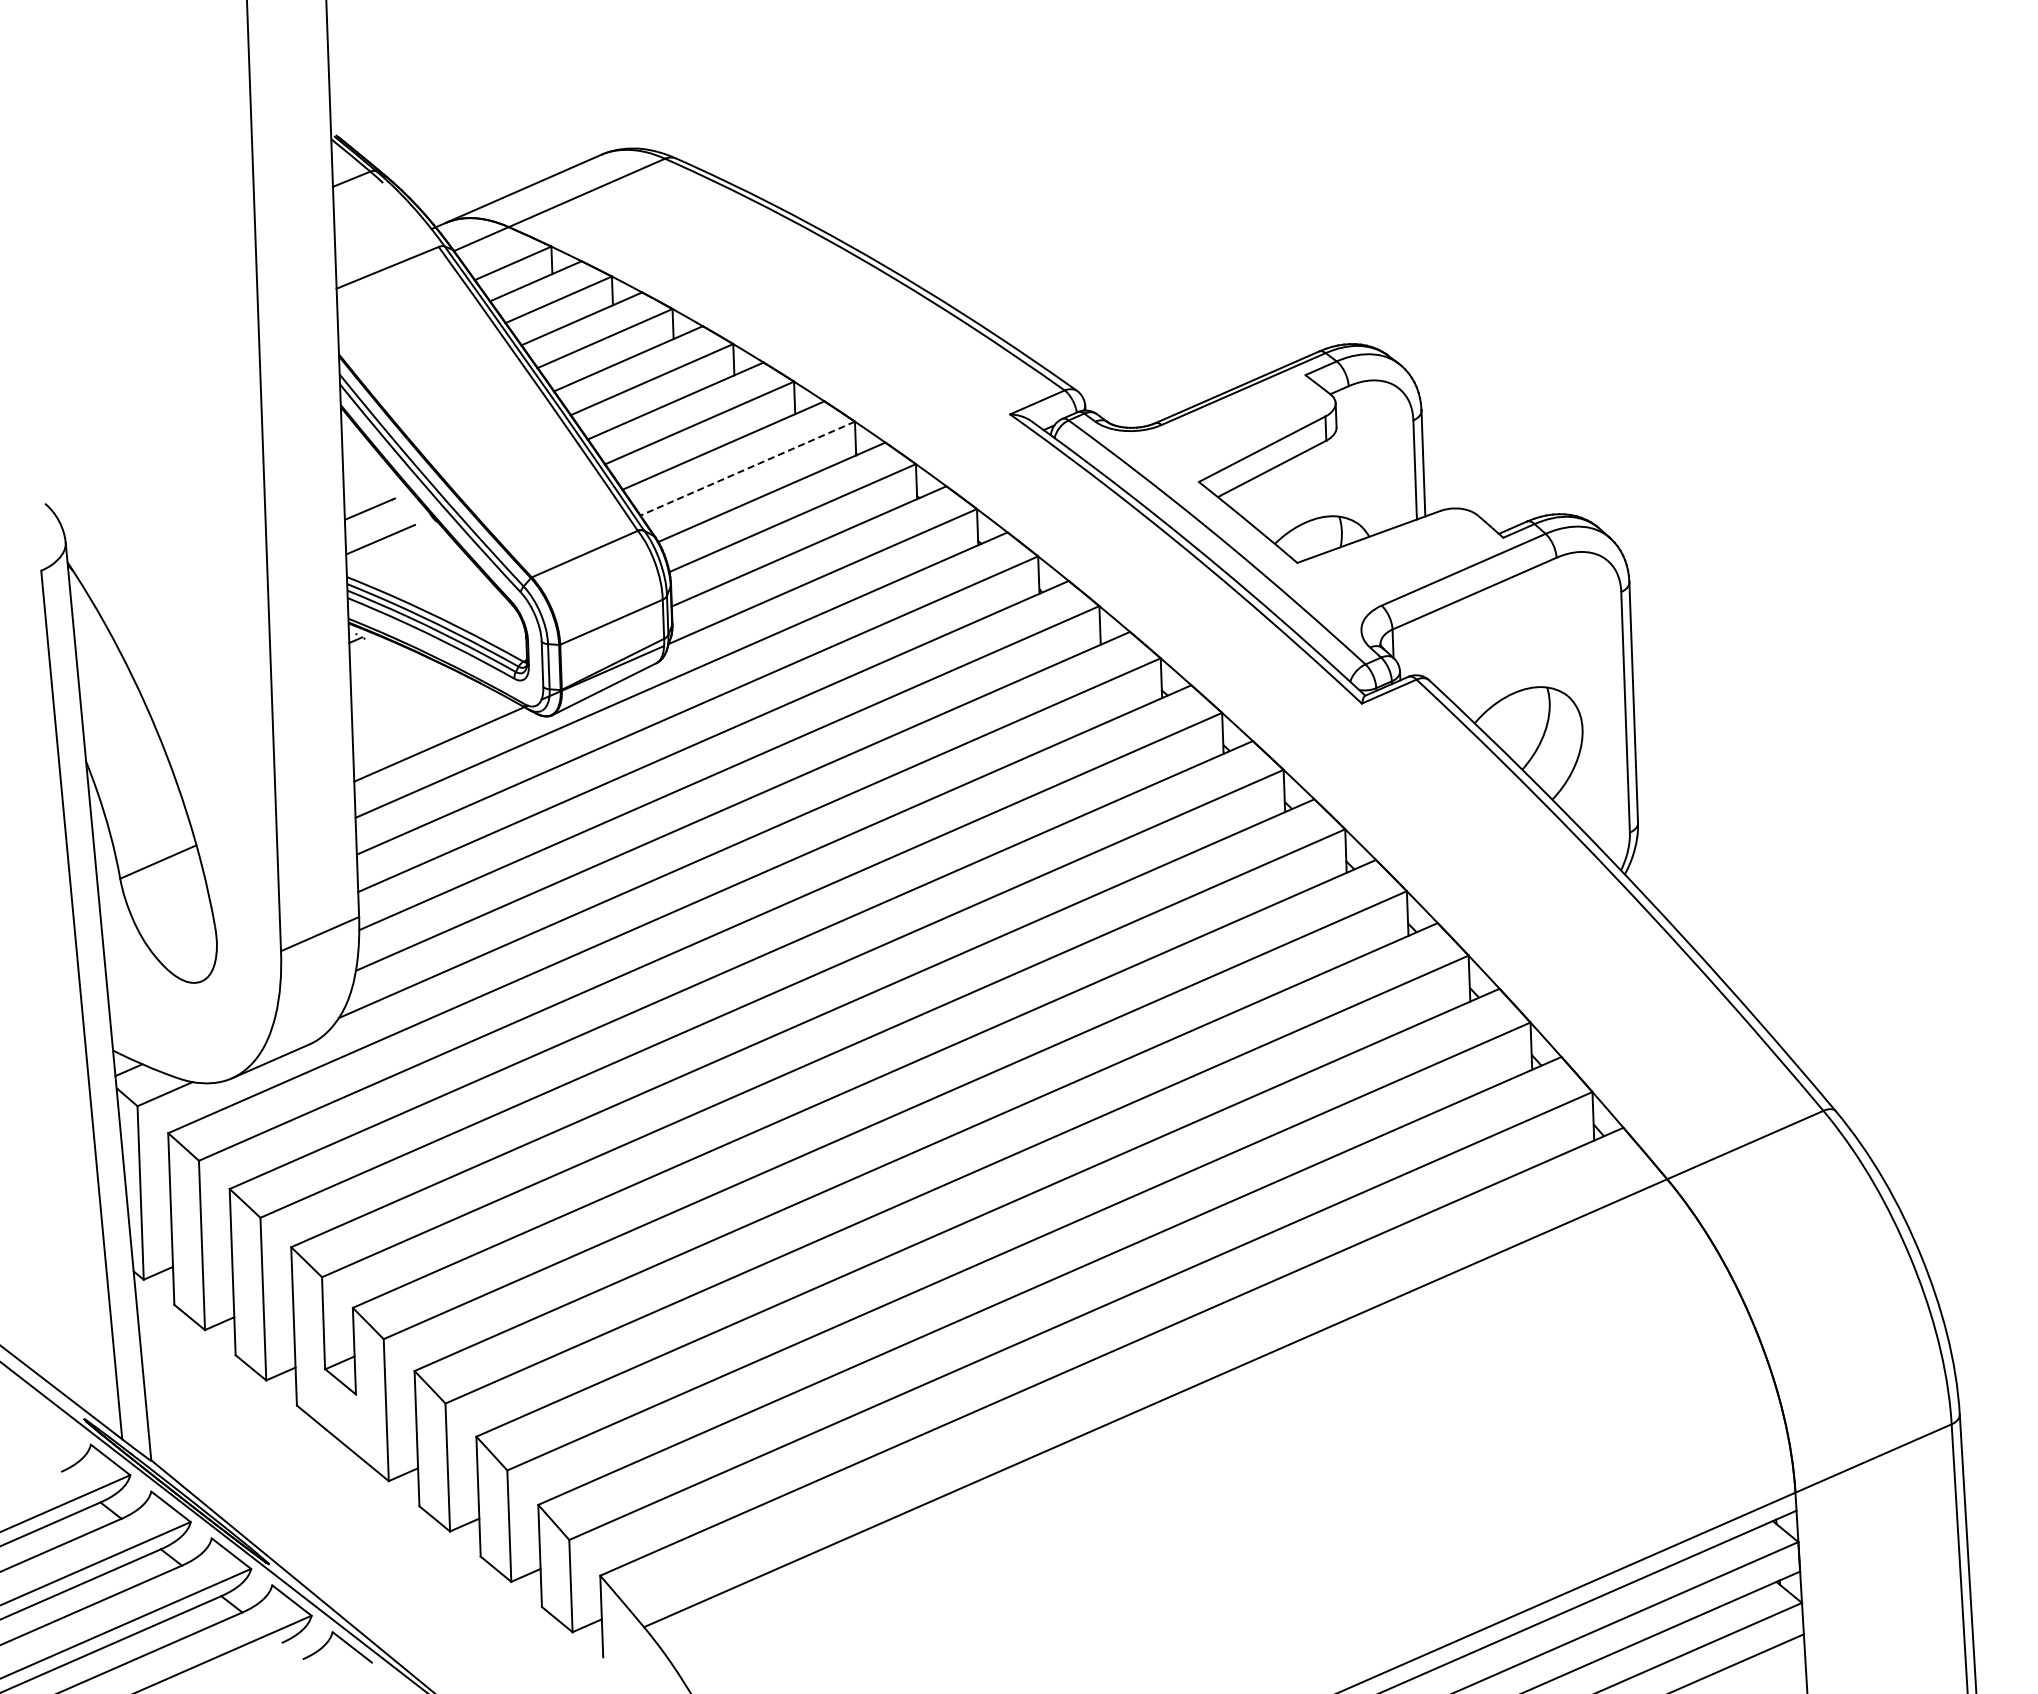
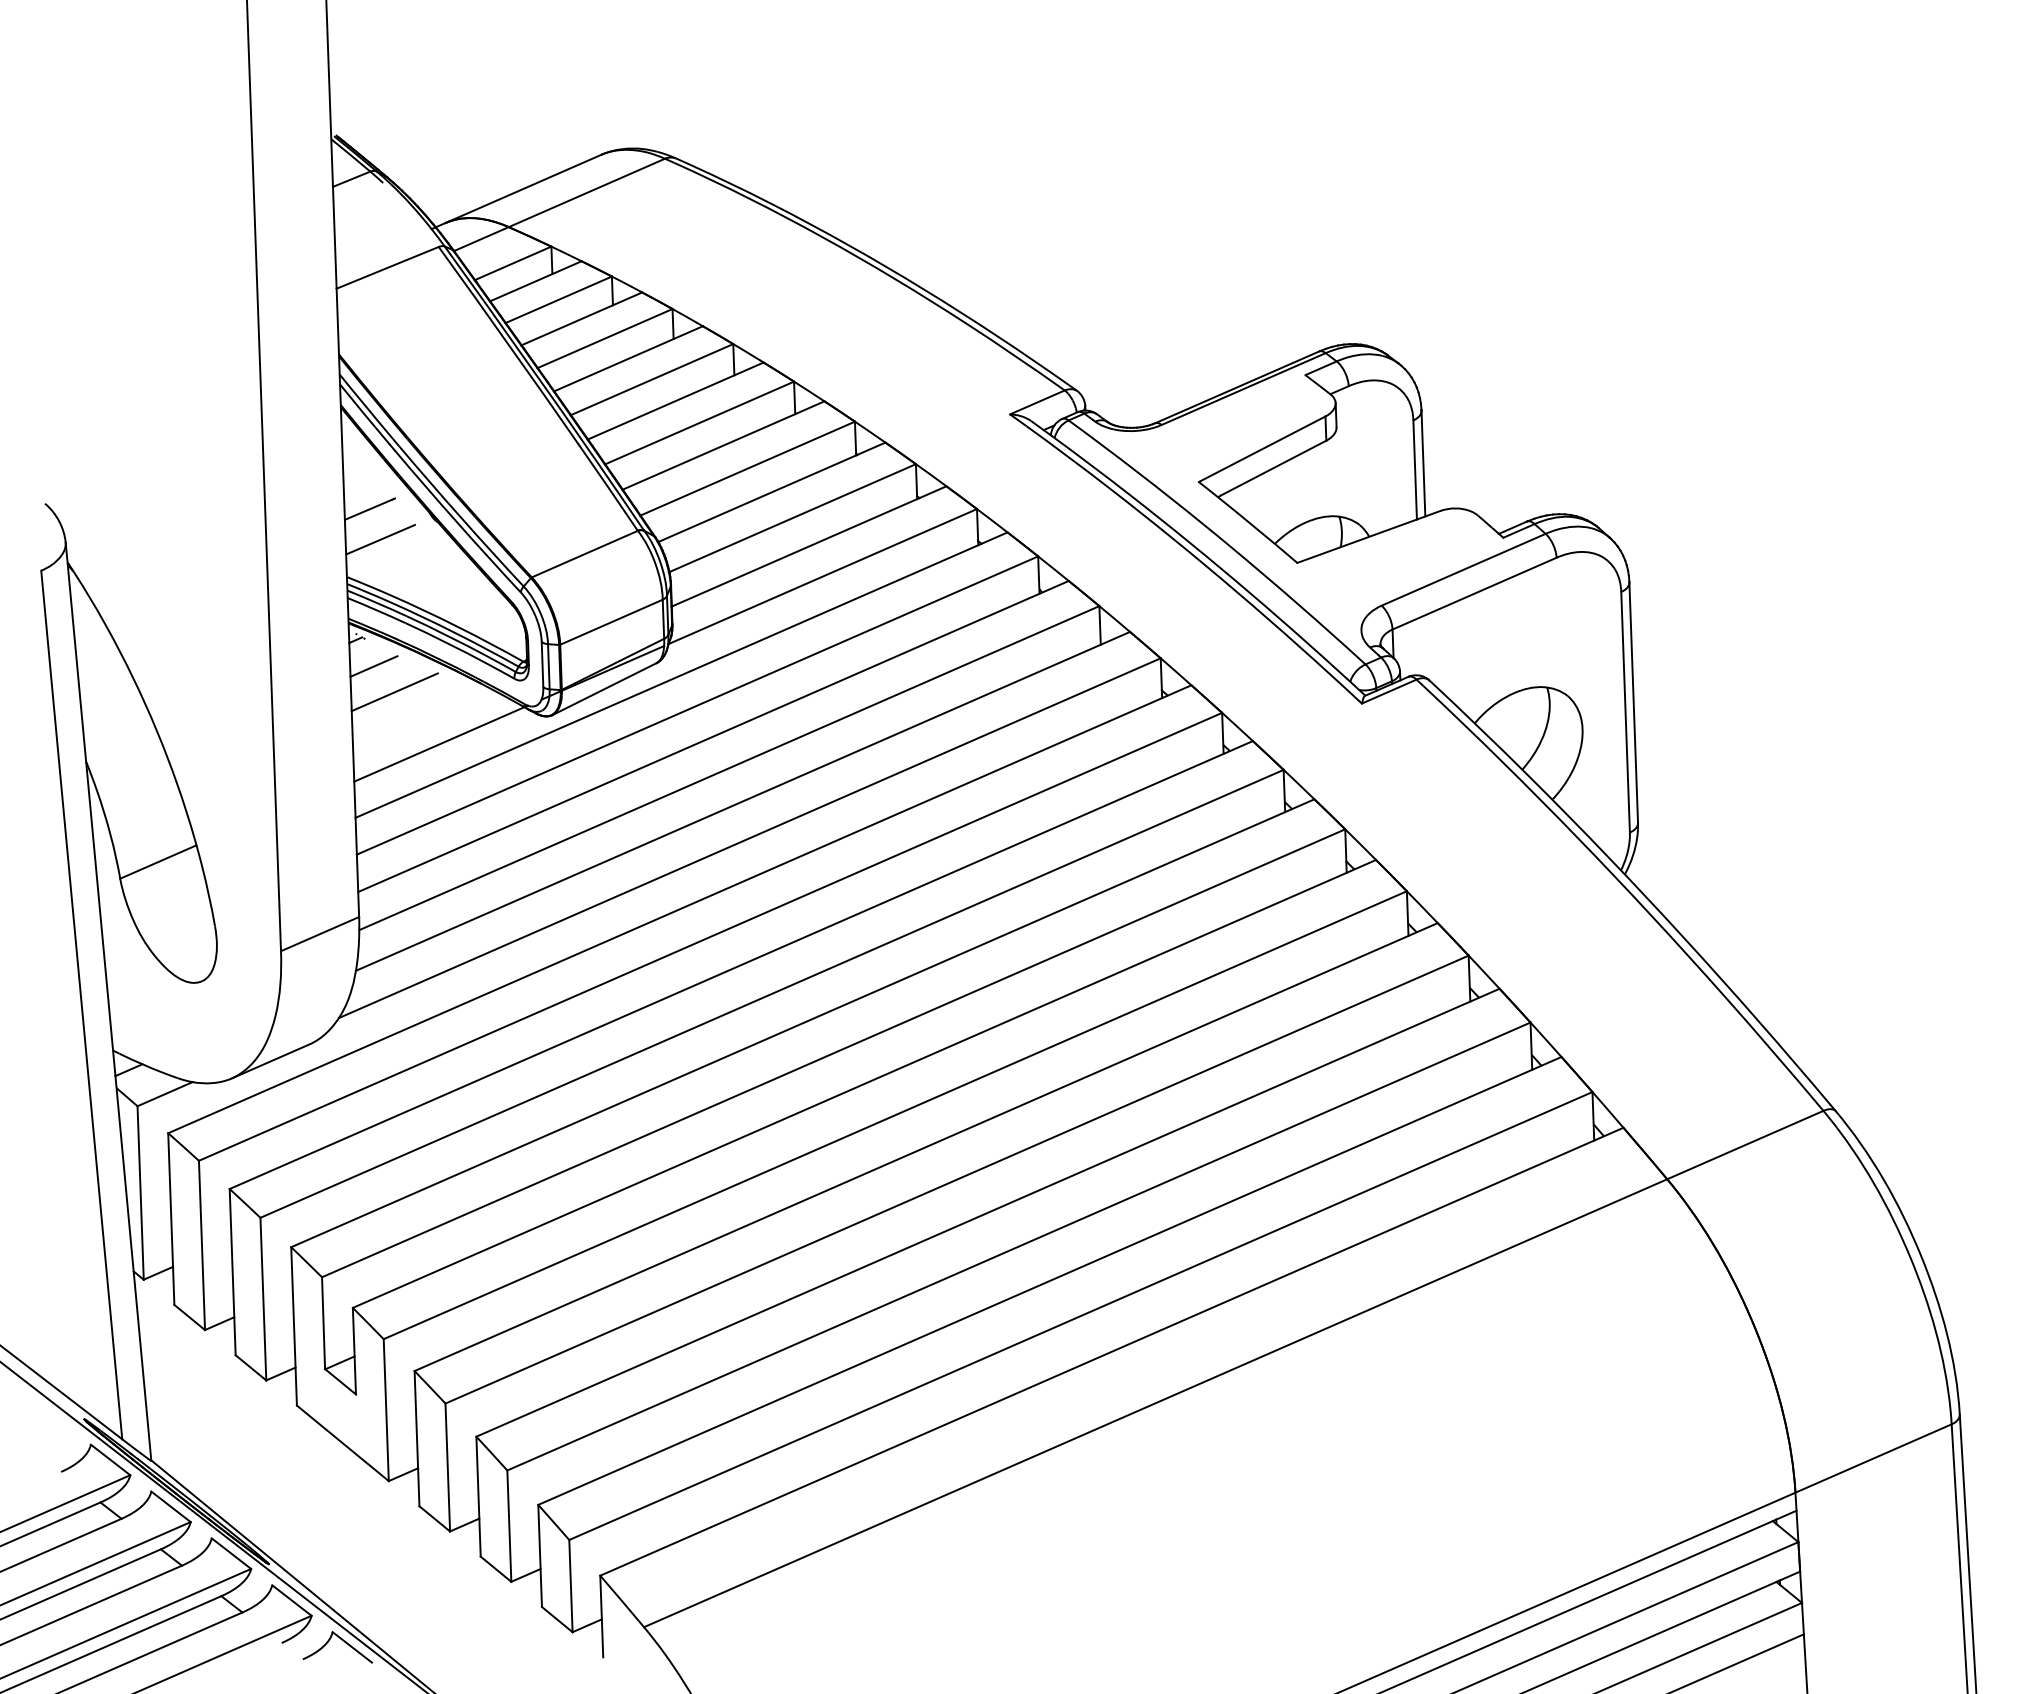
line: dashed -> solid (747, 468)
line: none -> present (373, 666)
line: none -> present (394, 692)
